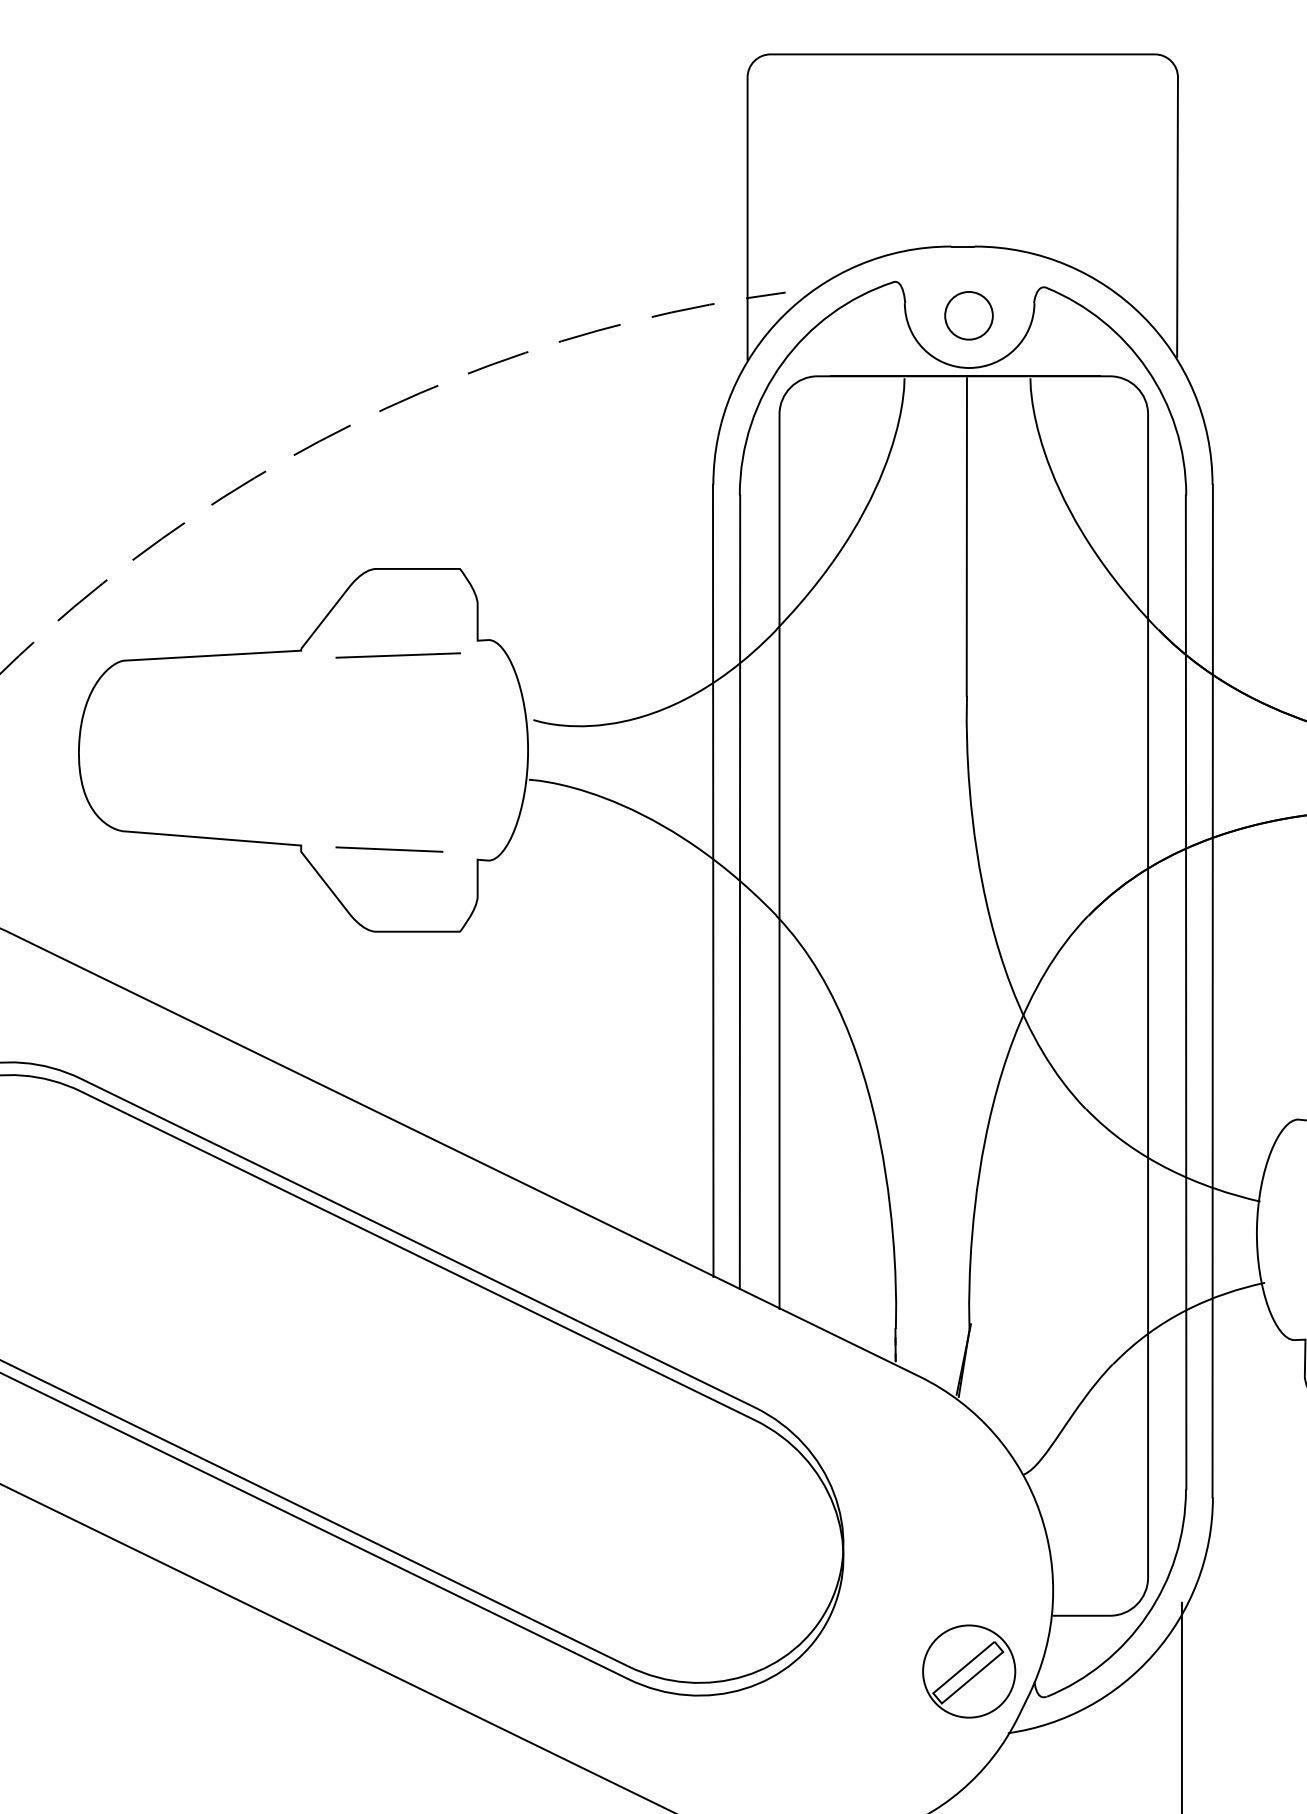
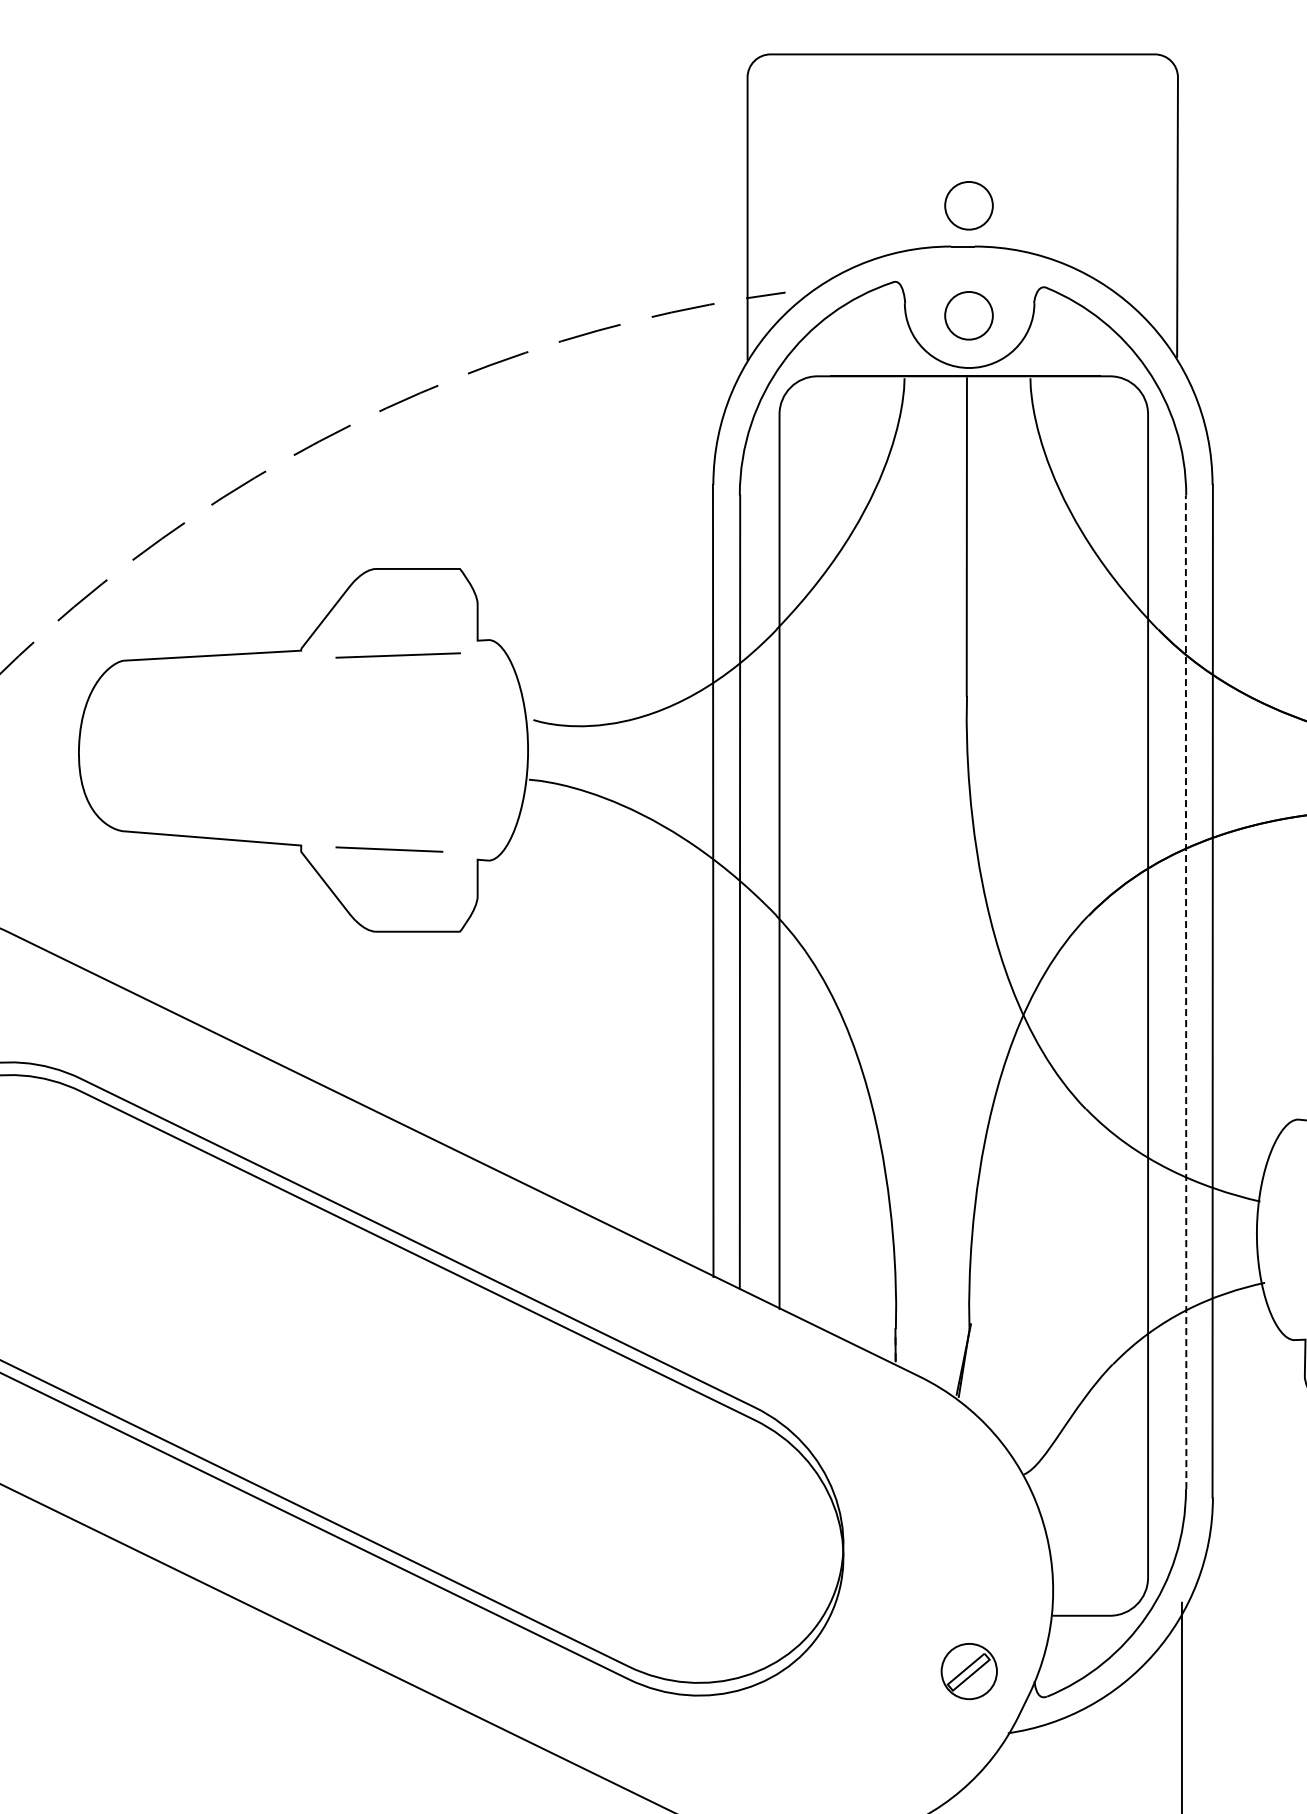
part: none -> present (968, 205)
line: solid -> dashed (1186, 992)
part size: 95x95 px -> 58x58 px (968, 1671)
